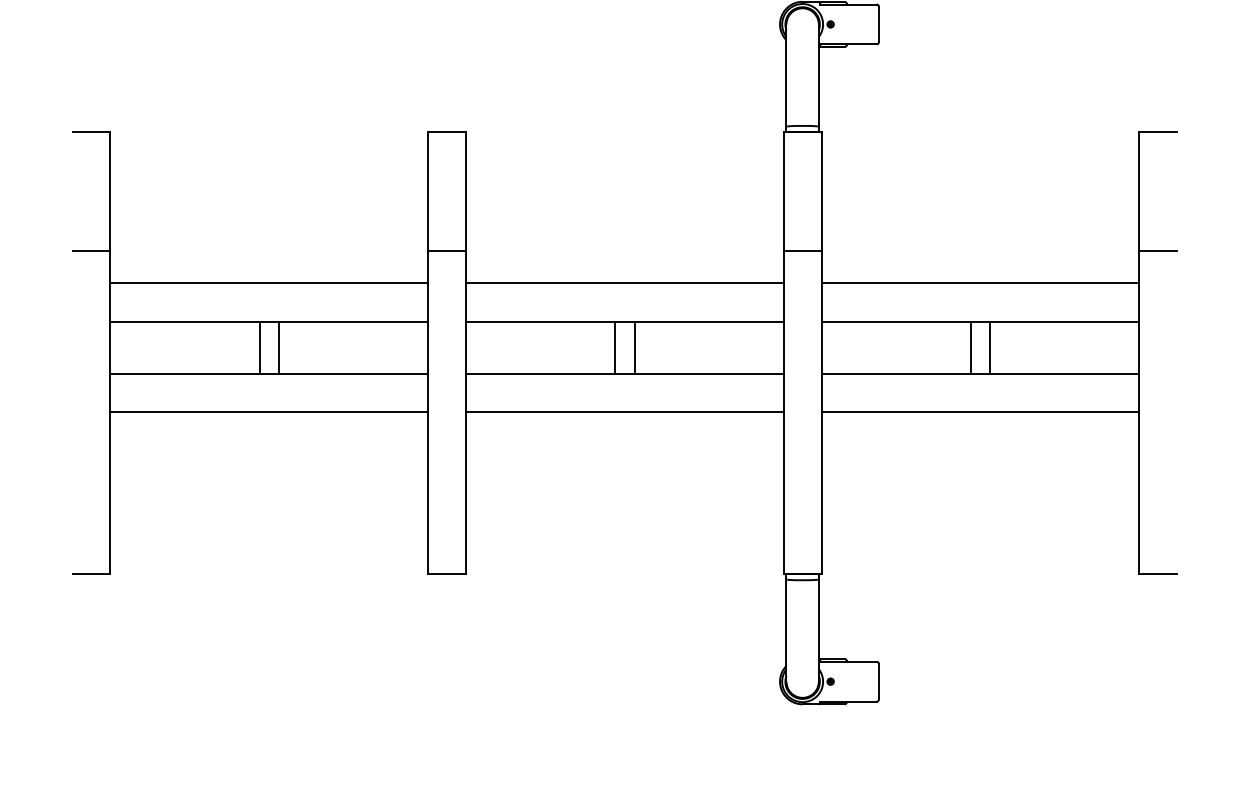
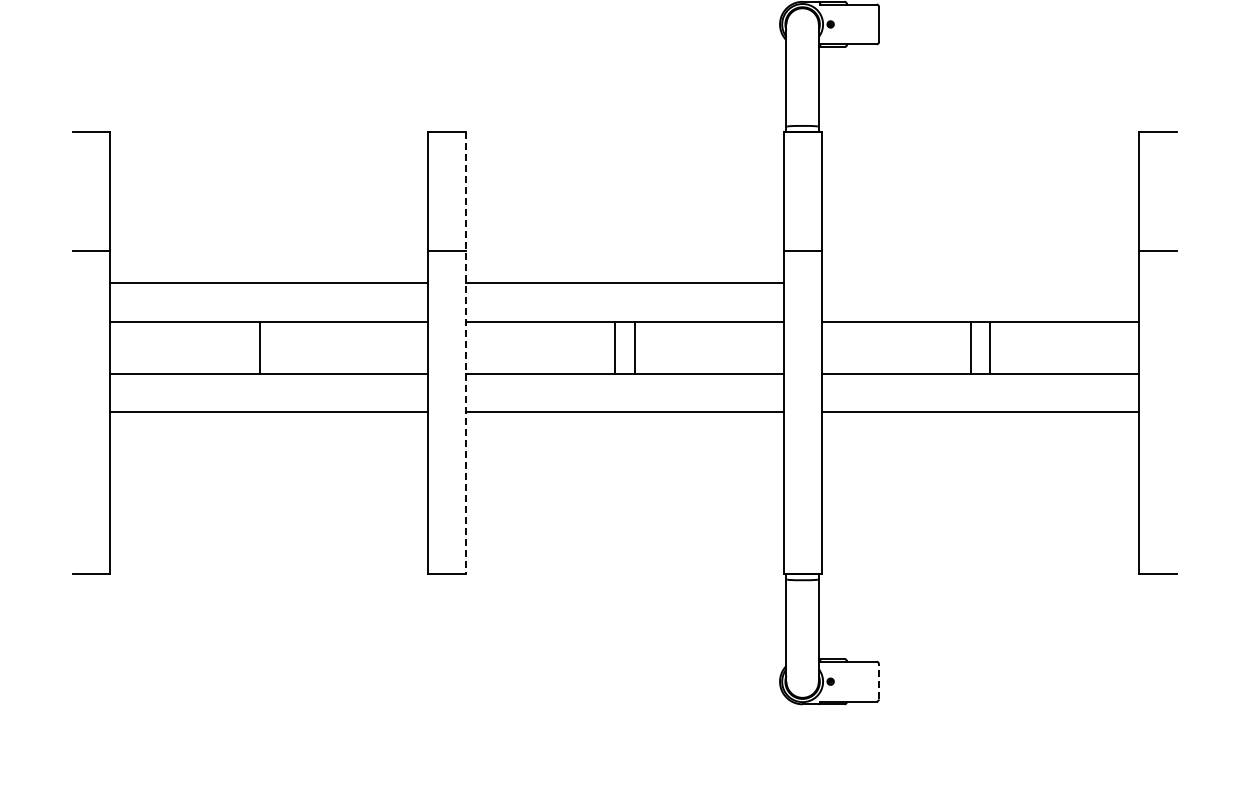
line: present -> none (980, 283)
line: present -> none (279, 347)
line: solid -> dashed (465, 353)
line: solid -> dashed (878, 681)
